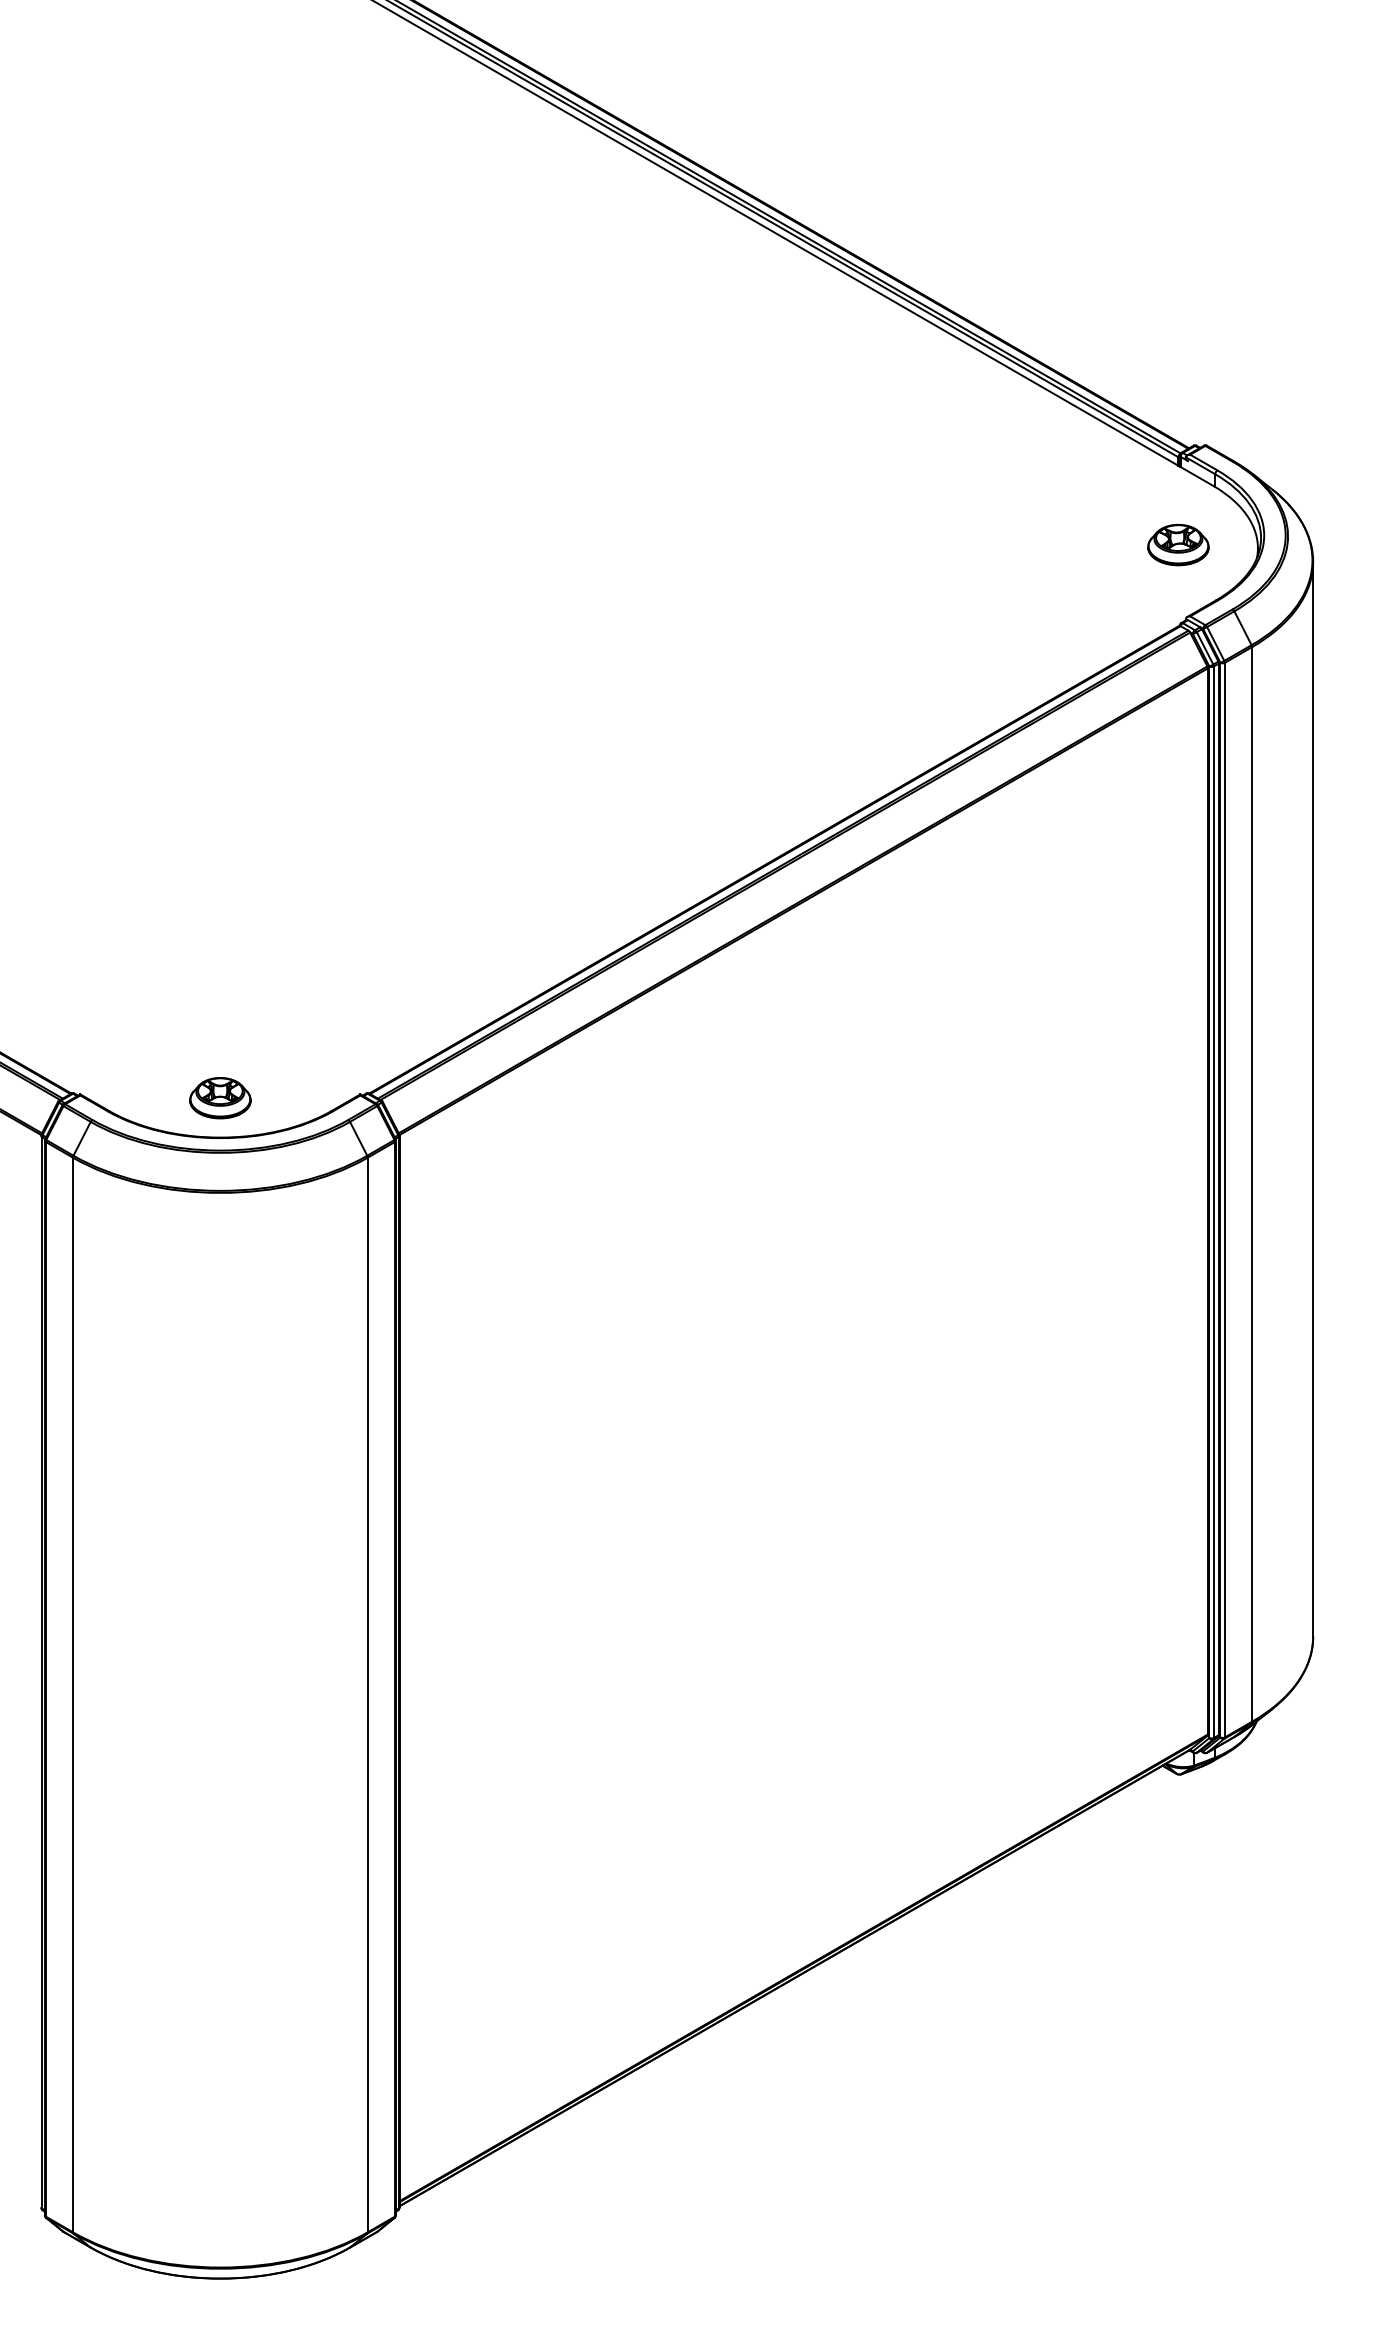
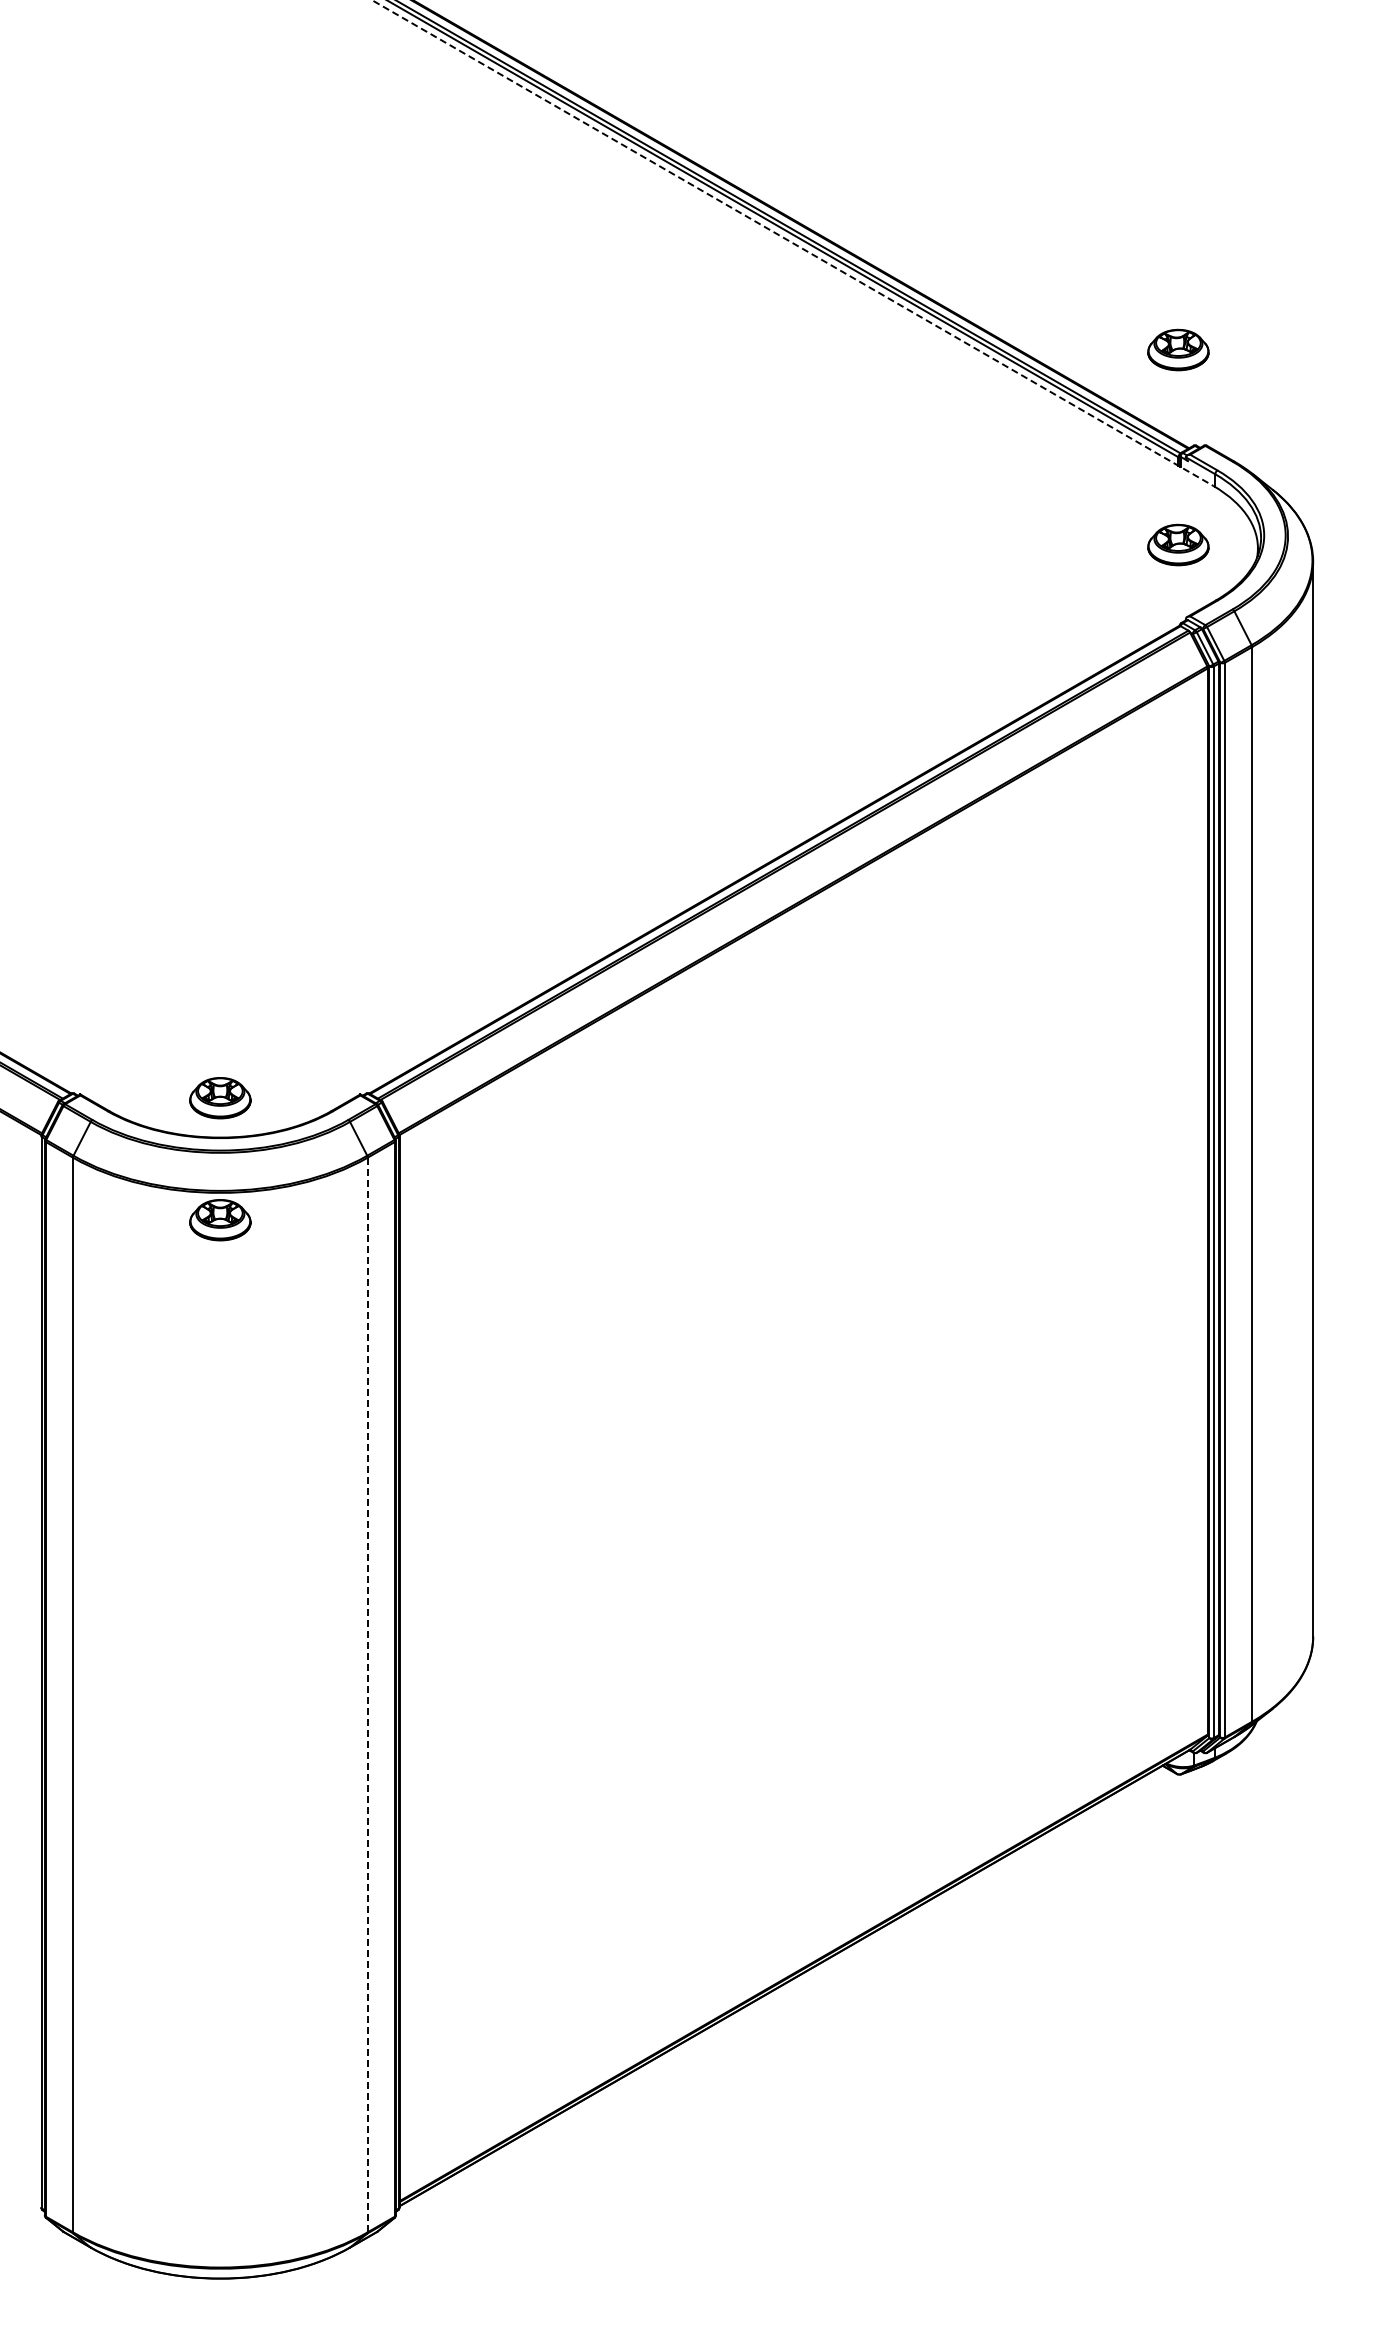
line: solid -> dashed (793, 243)
part: none -> present (1178, 349)
part: none -> present (220, 1220)
line: solid -> dashed (367, 1694)
